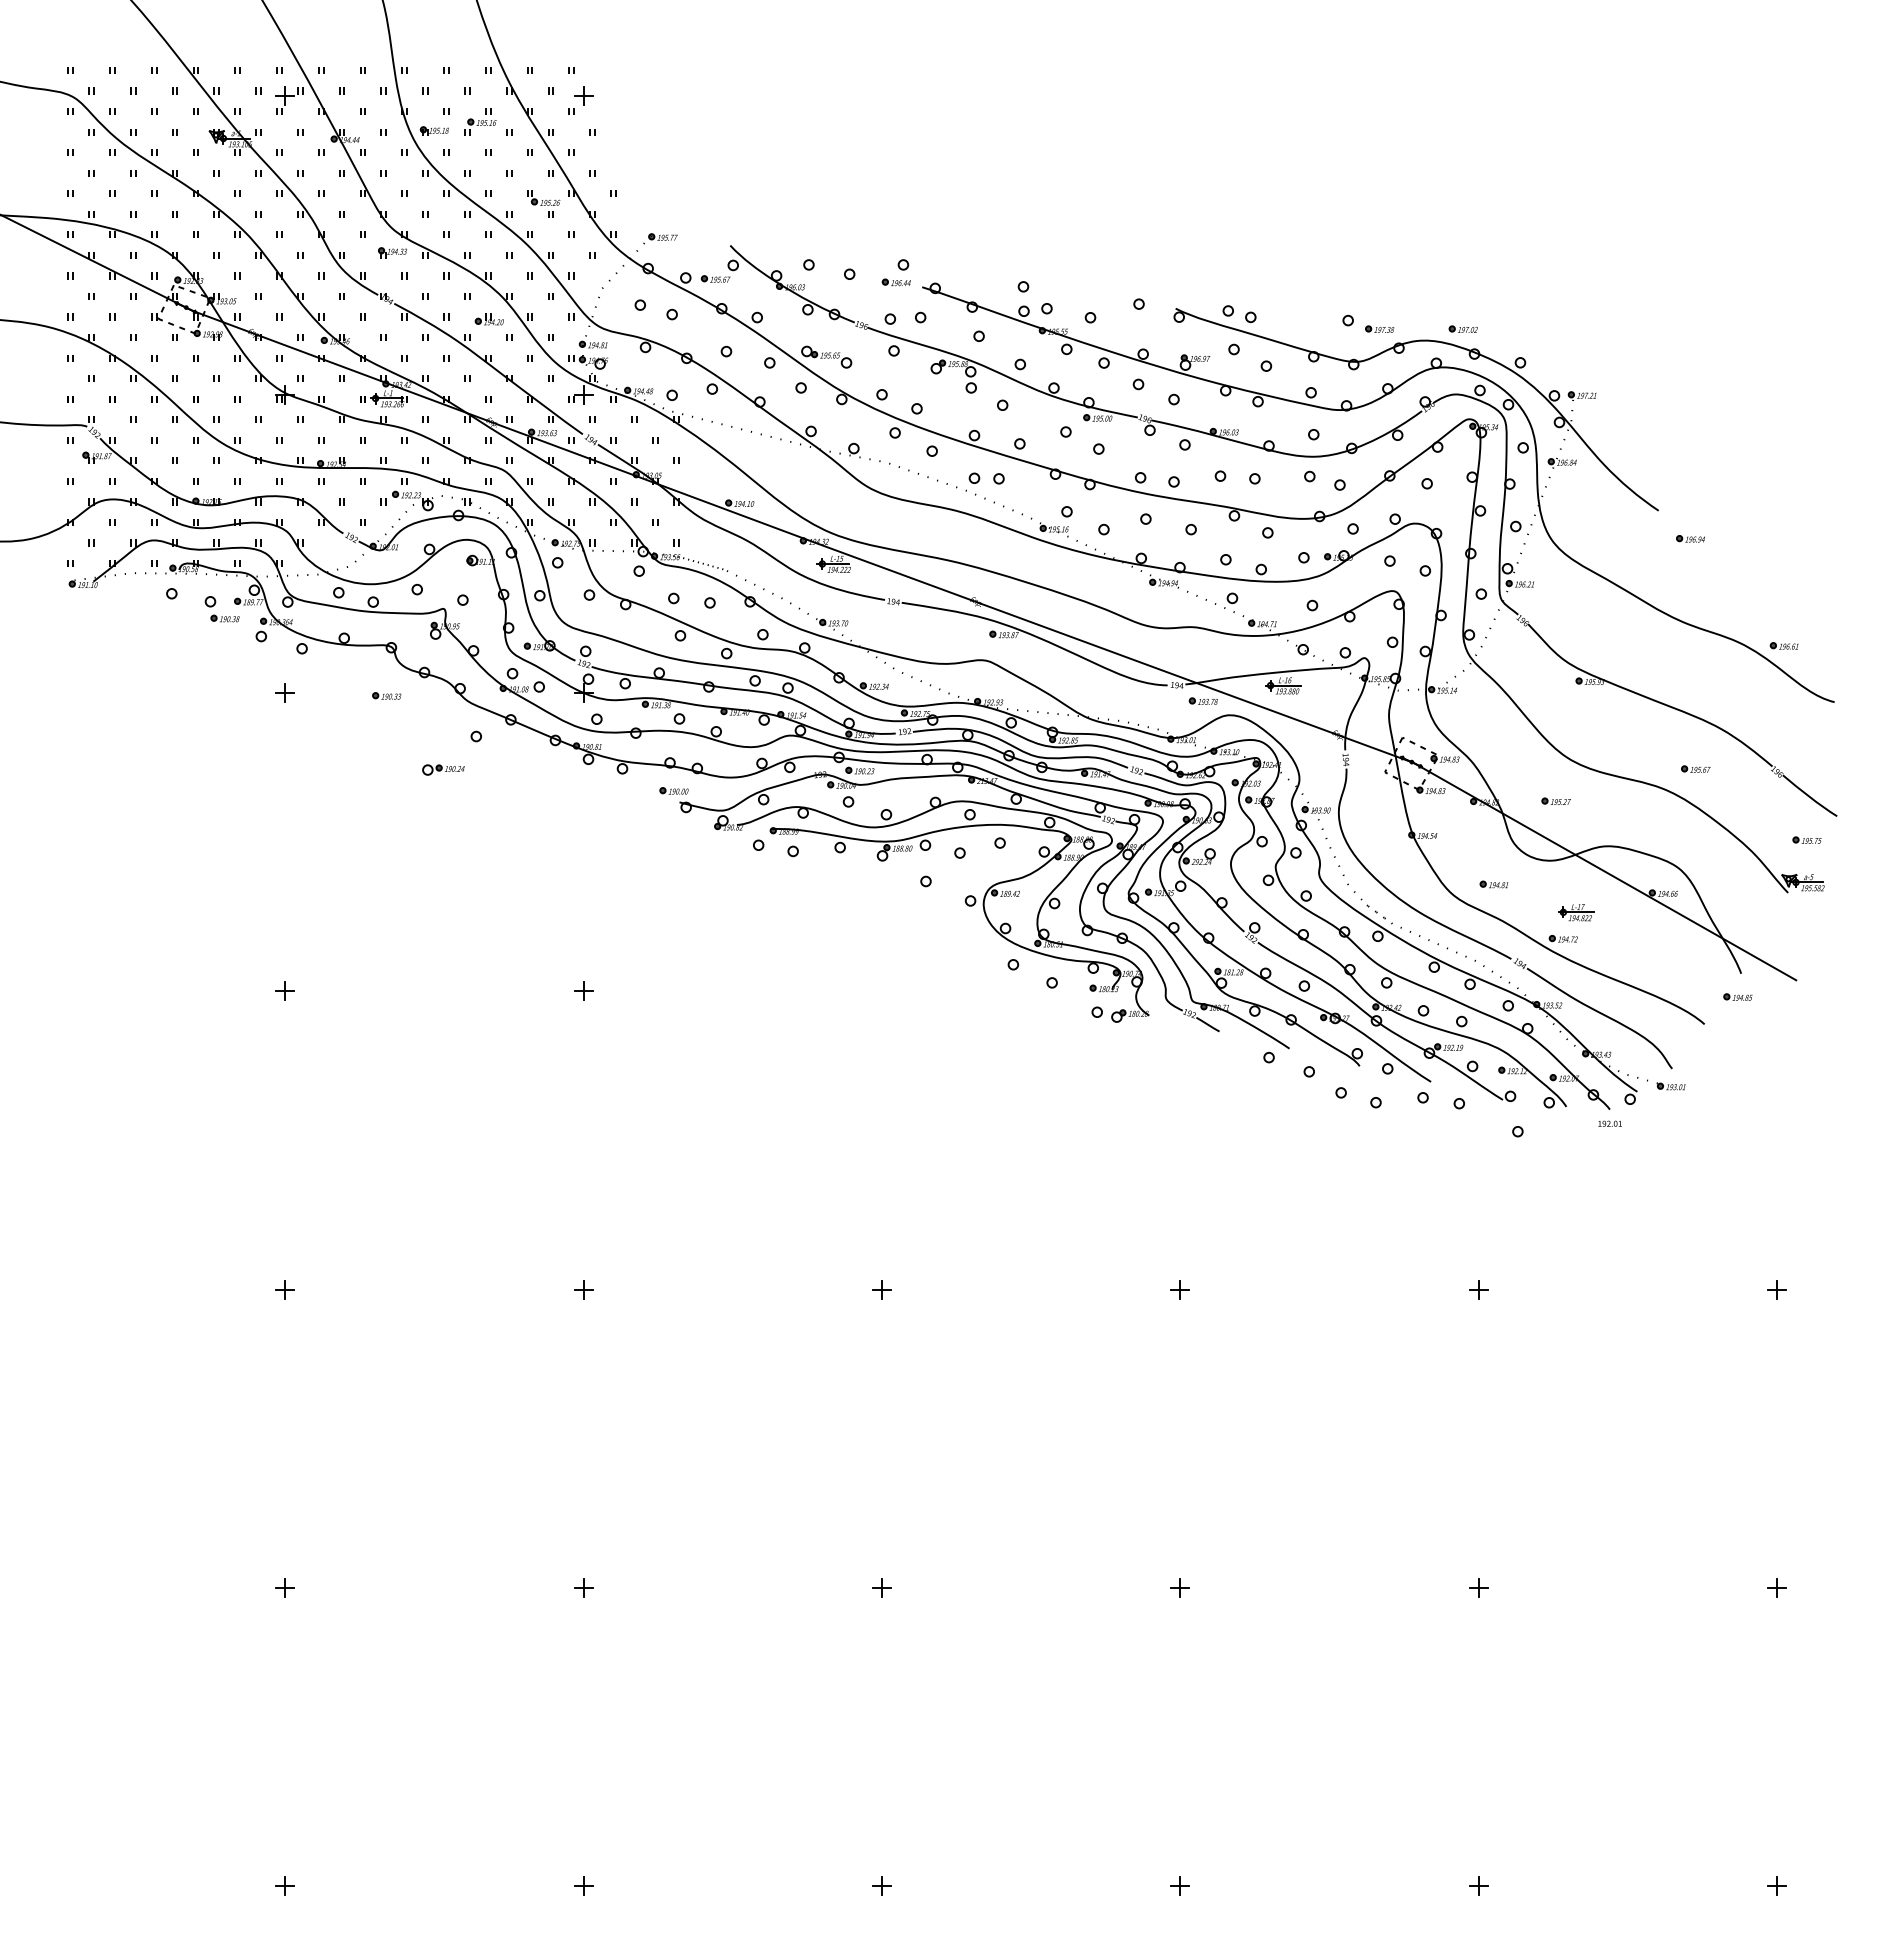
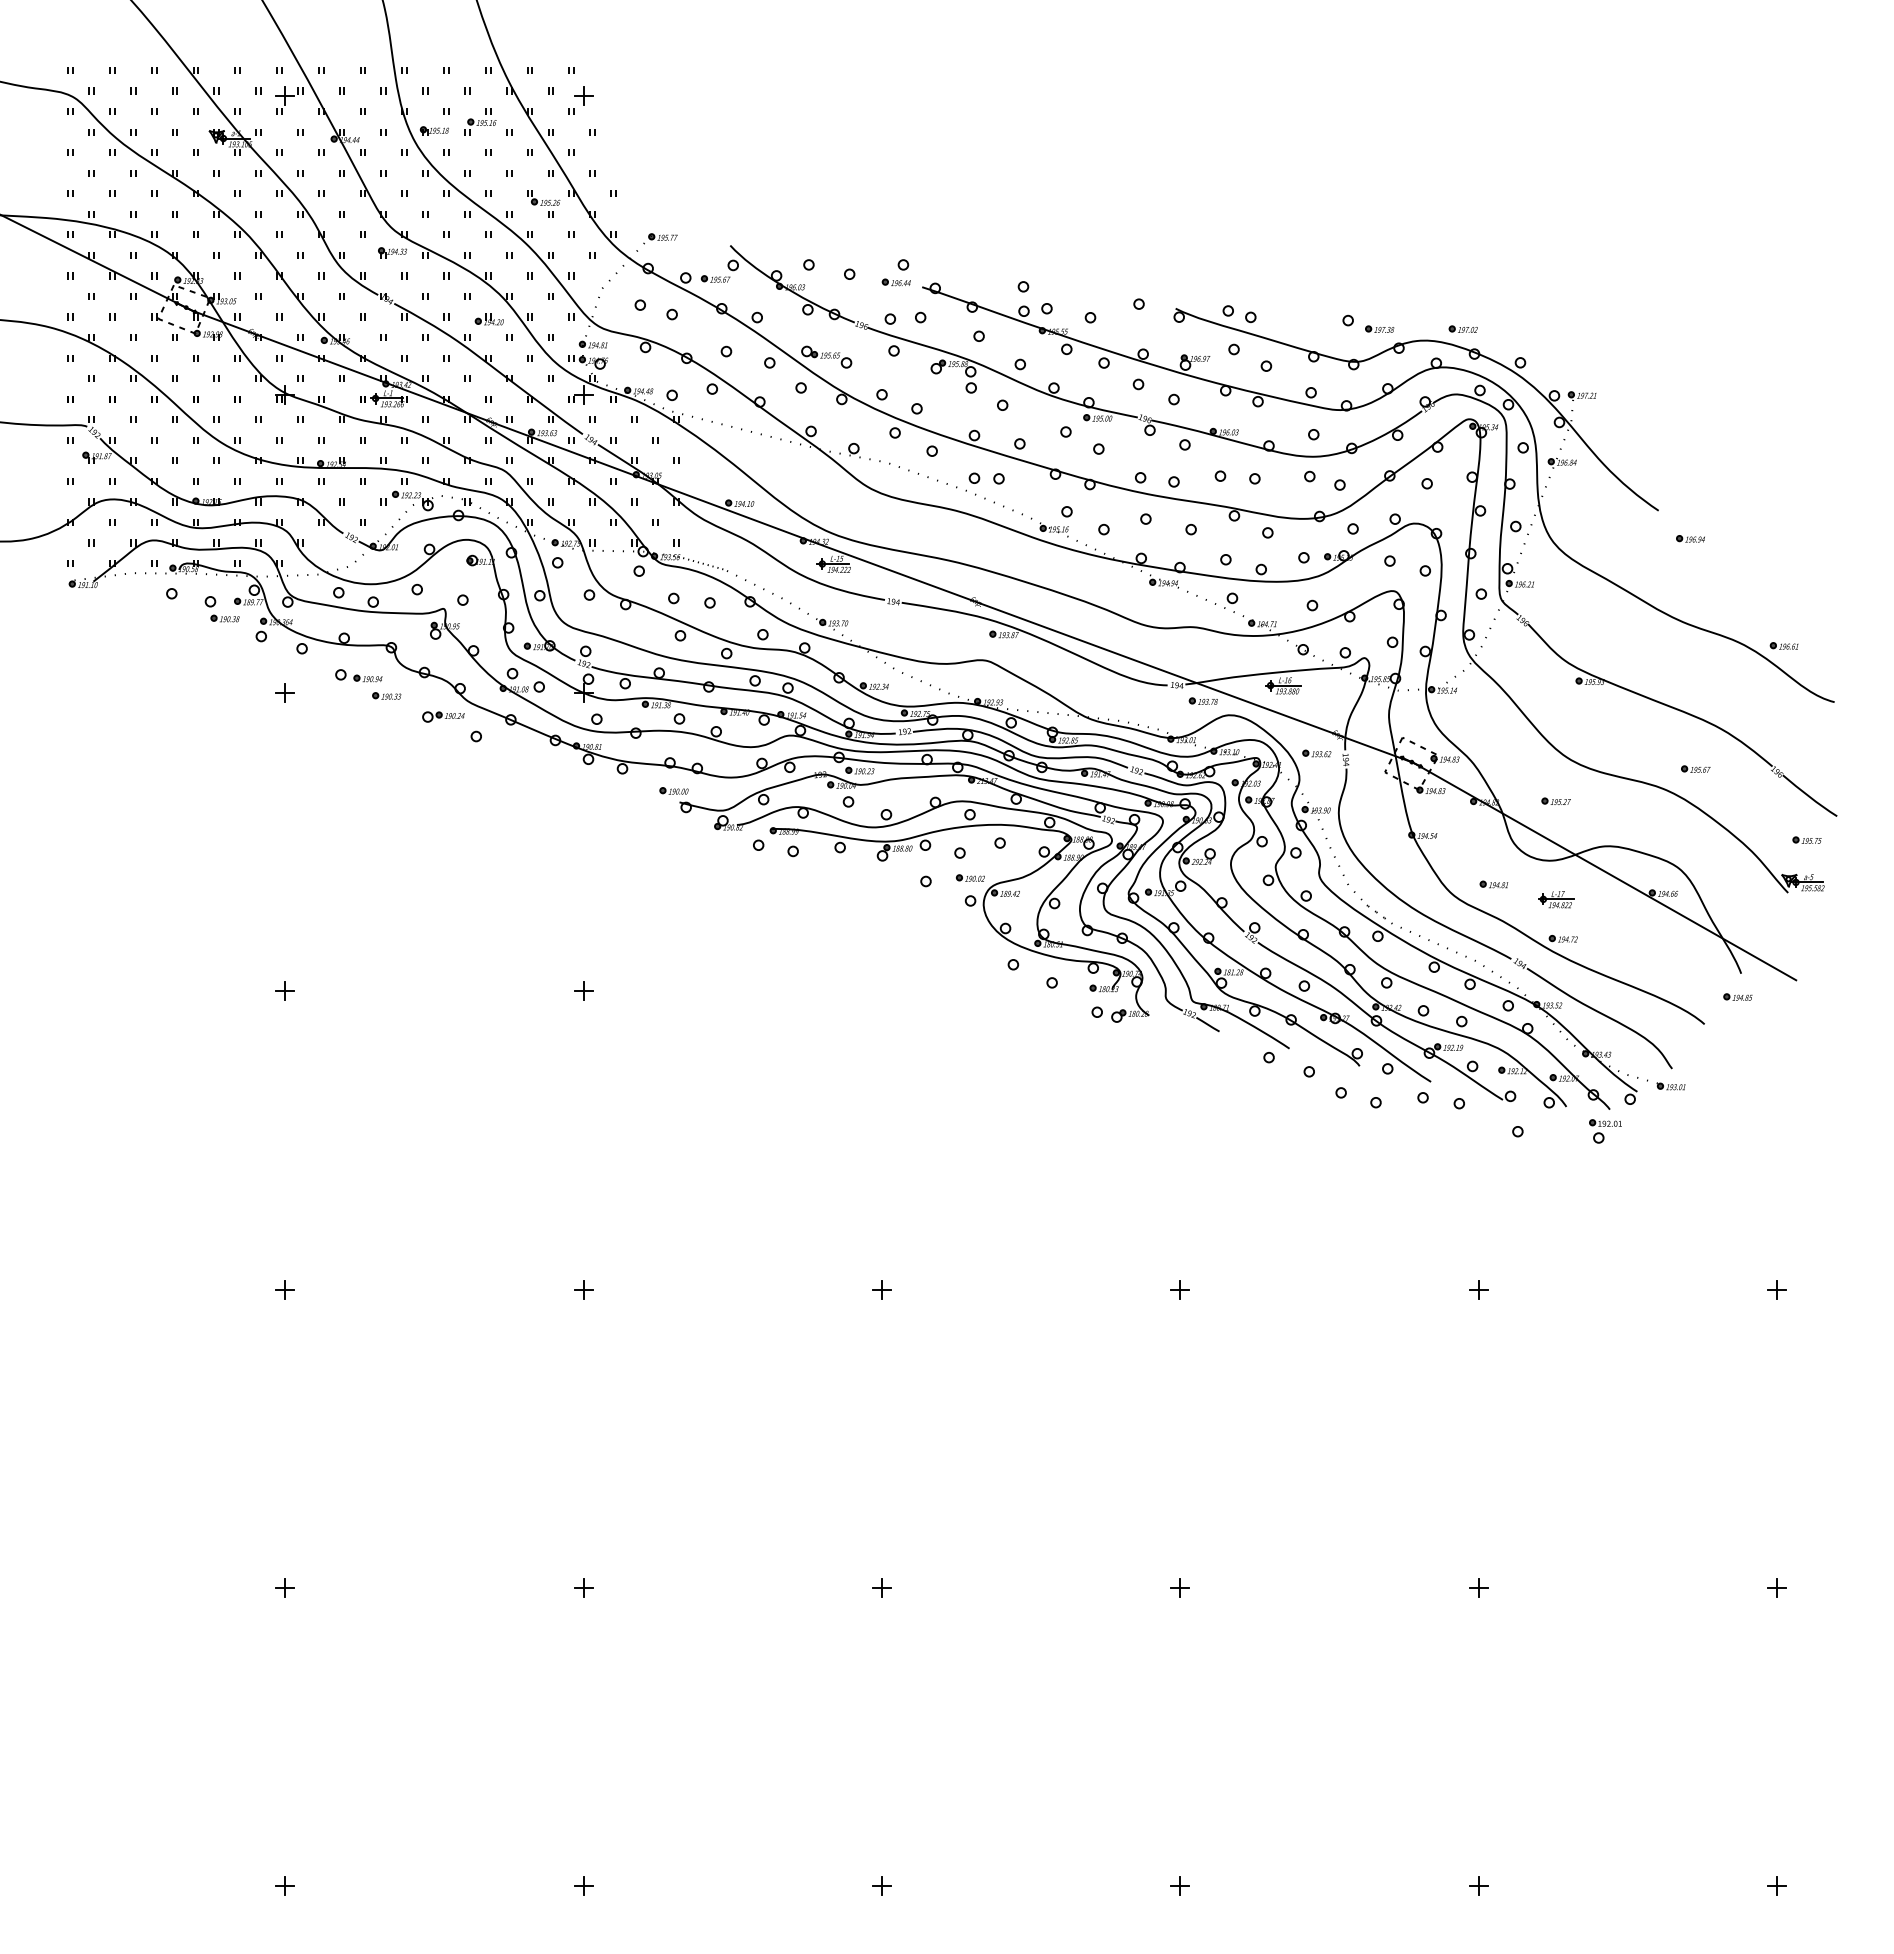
part: none -> present (358, 675)
part: none -> present (1316, 753)
part position: (443, 769) -> (443, 716) (443, 716)
part: none -> present (969, 877)
part position: (1576, 912) -> (1556, 899) (1556, 899)
part: none -> present (1605, 1131)
